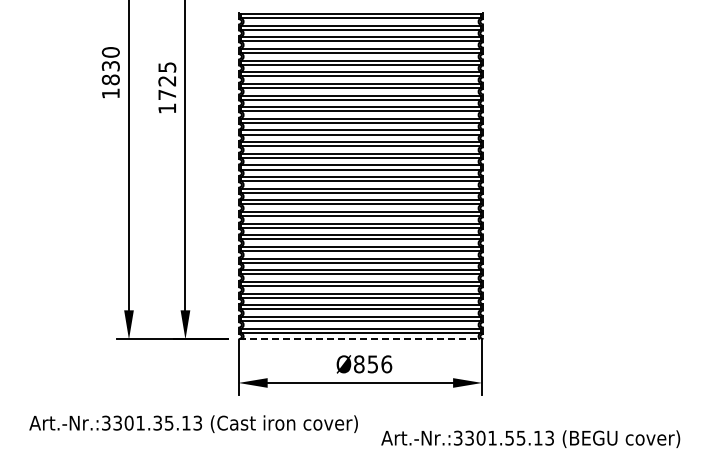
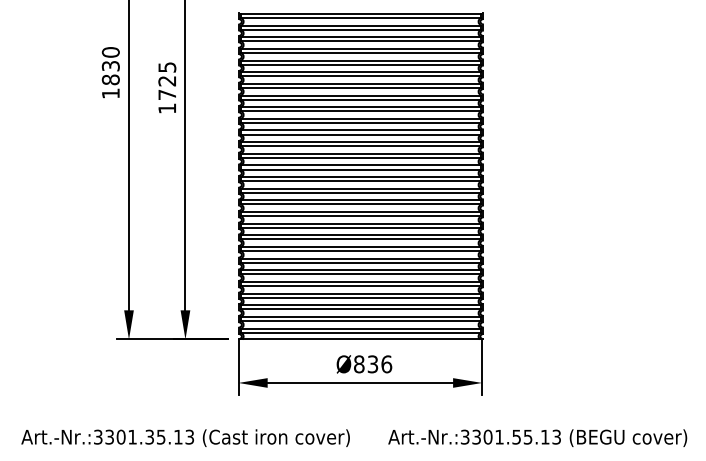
line: dashed -> solid (361, 339)
text: Ø856 -> Ø836 (373, 363)
text position: (193, 423) -> (185, 437) (185, 437)
text position: (530, 438) -> (537, 437) (537, 437)
